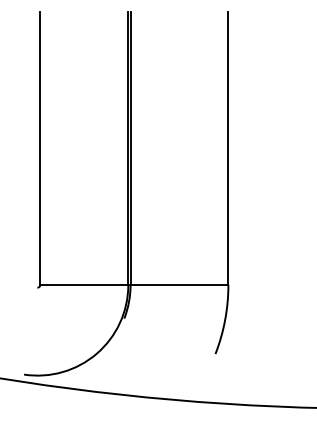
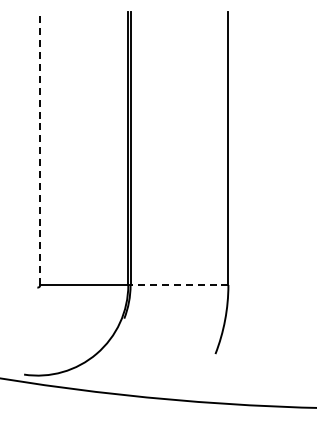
line: solid -> dashed (40, 148)
line: solid -> dashed (179, 285)
